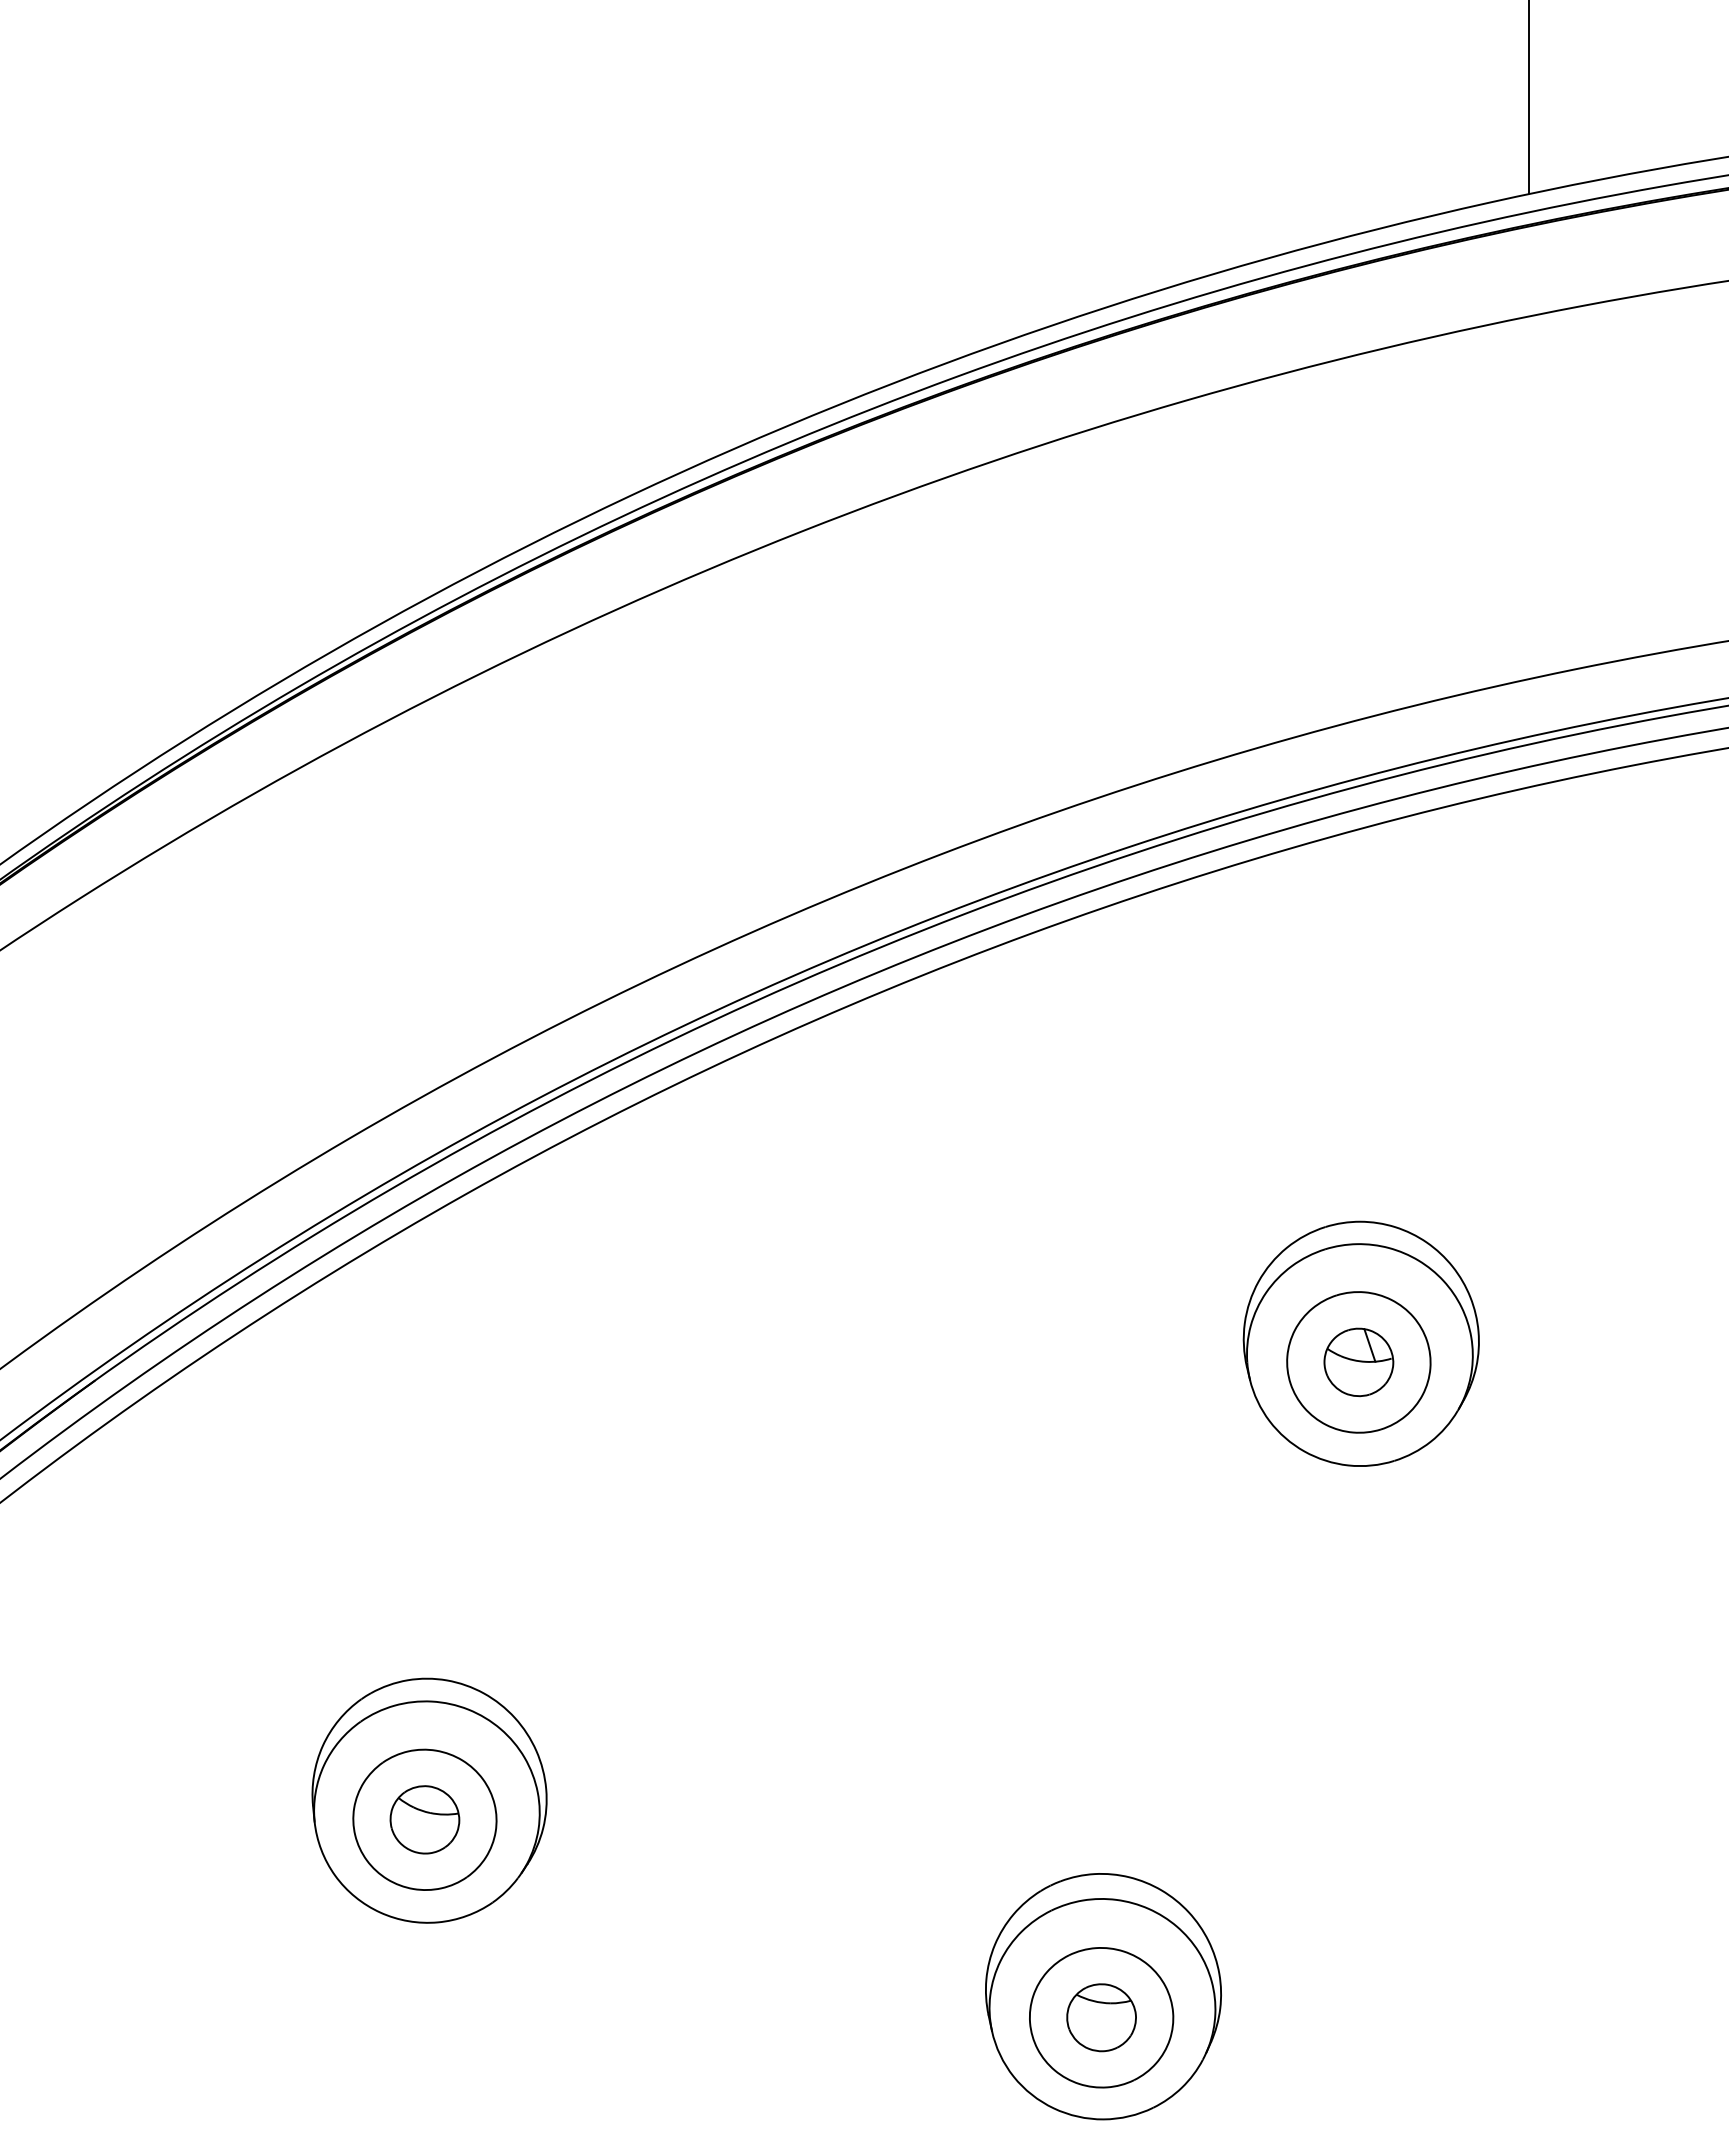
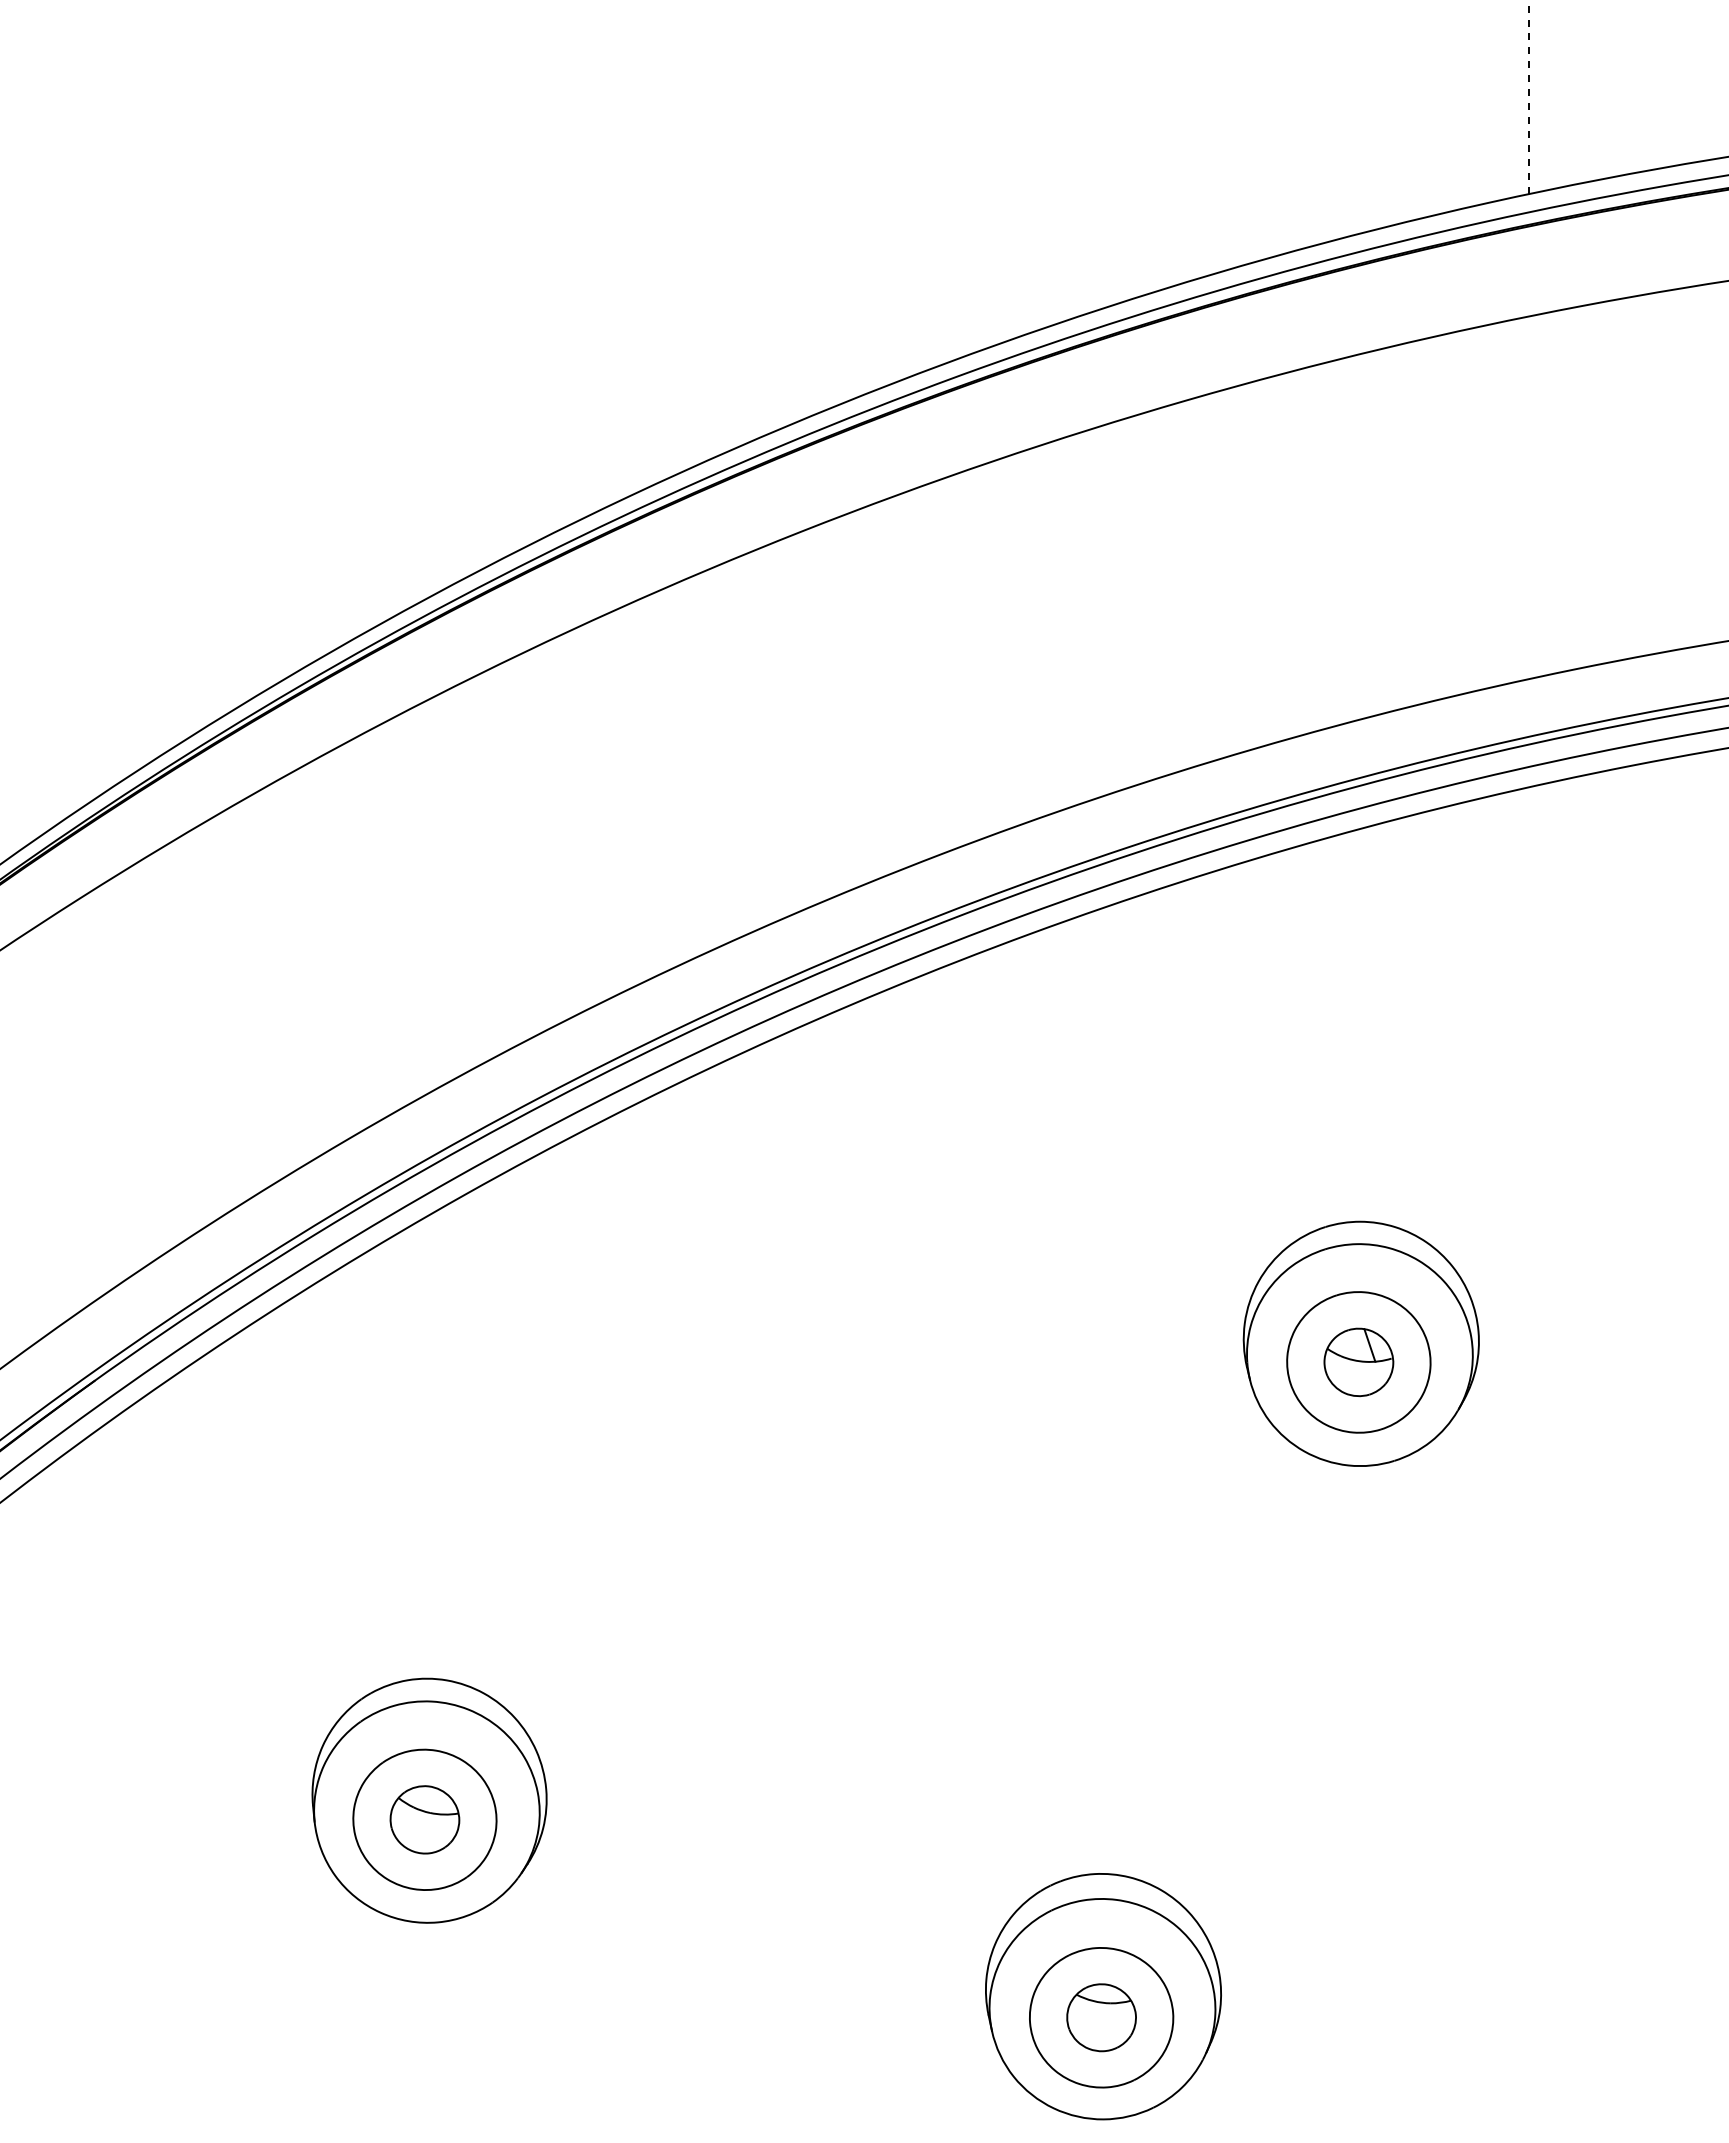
line: solid -> dashed (1528, 98)
